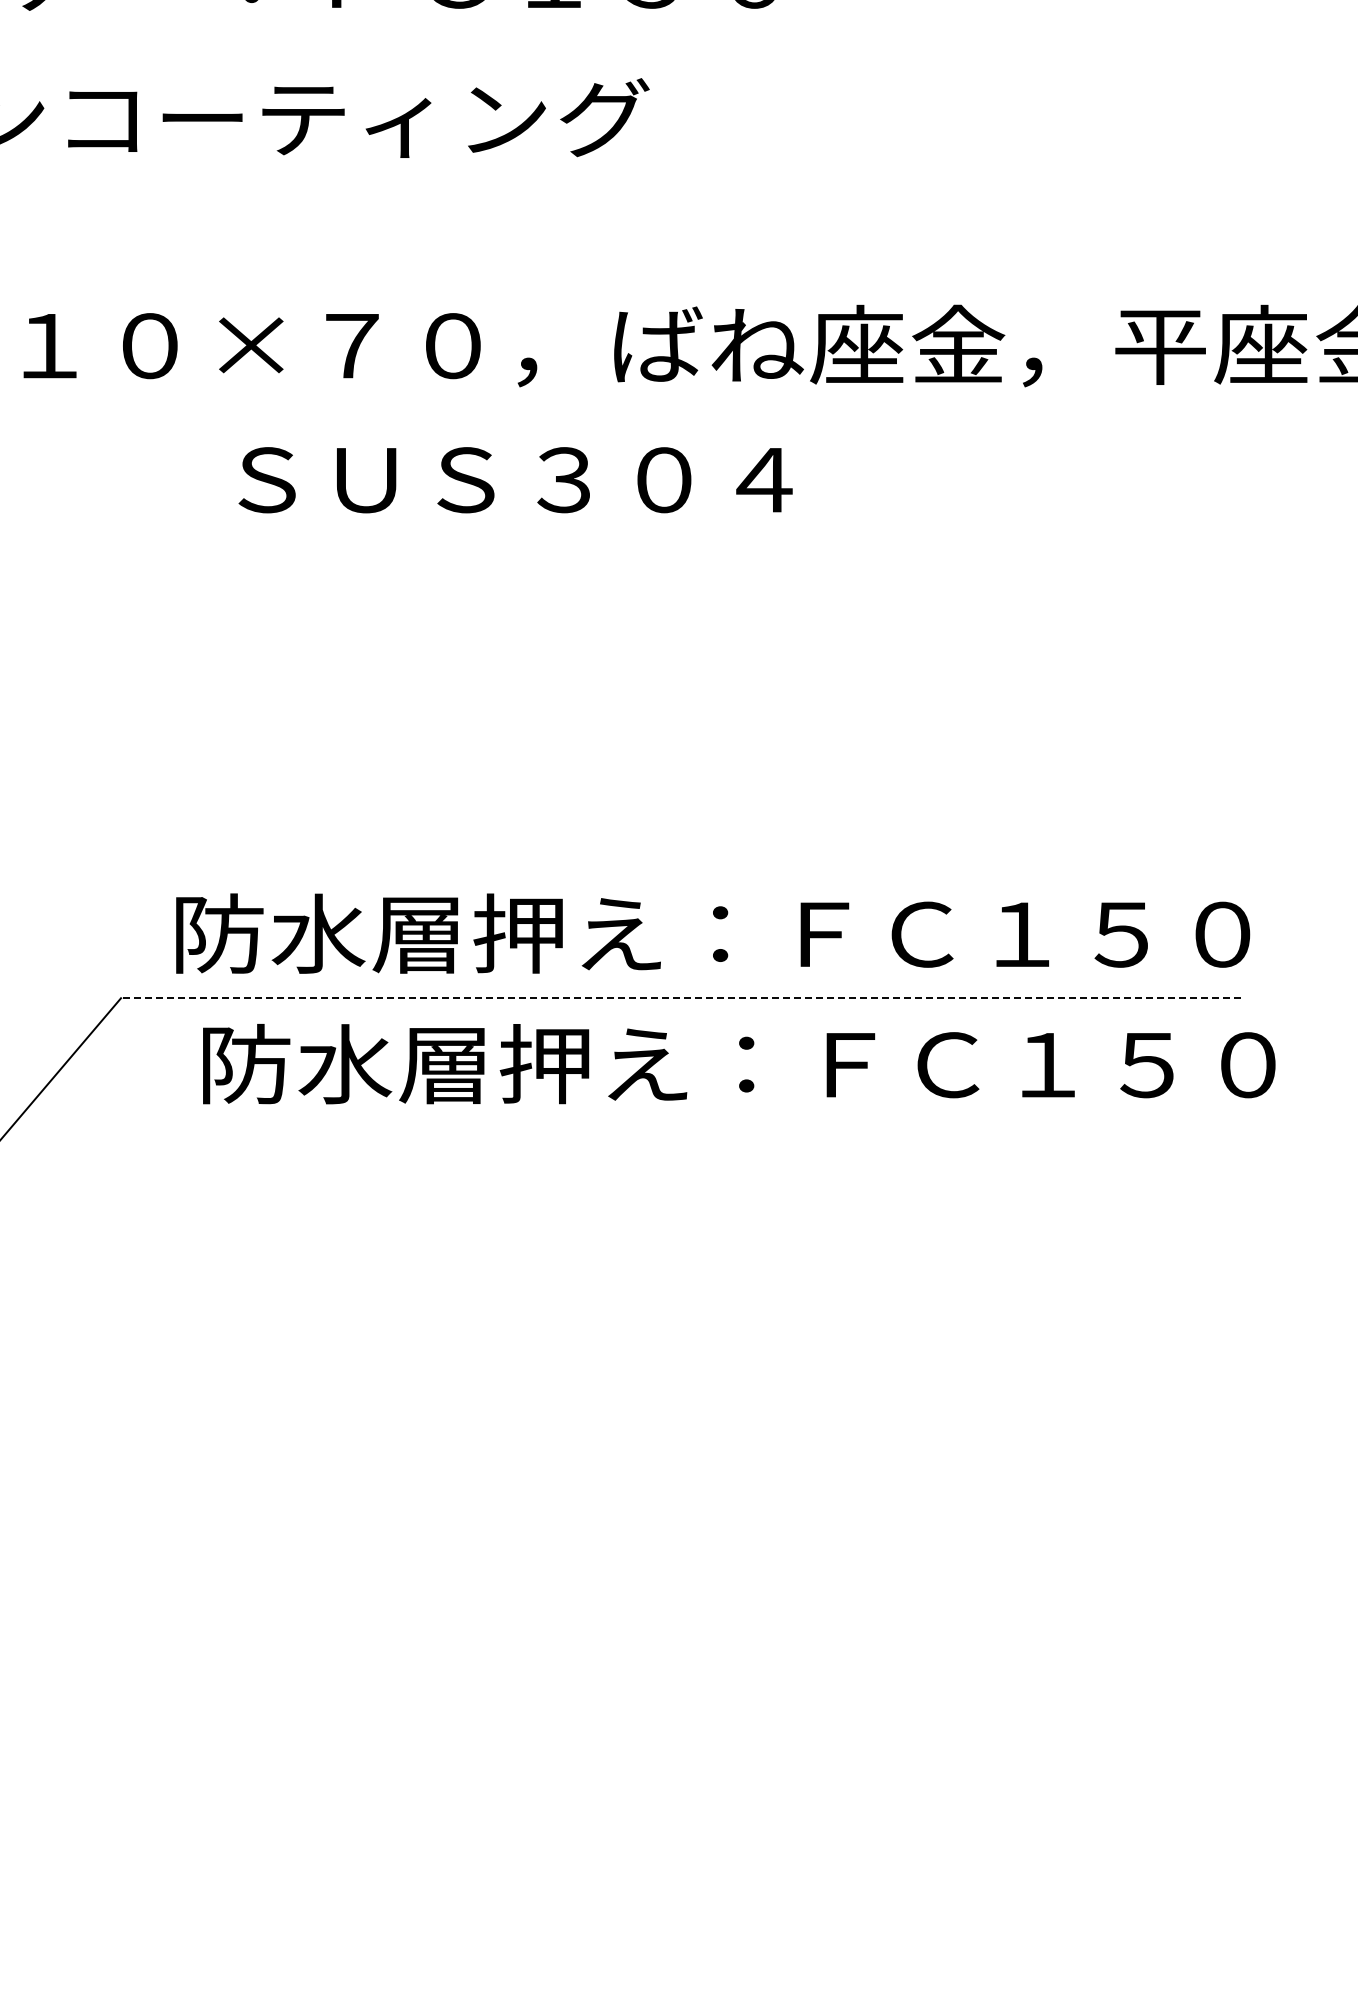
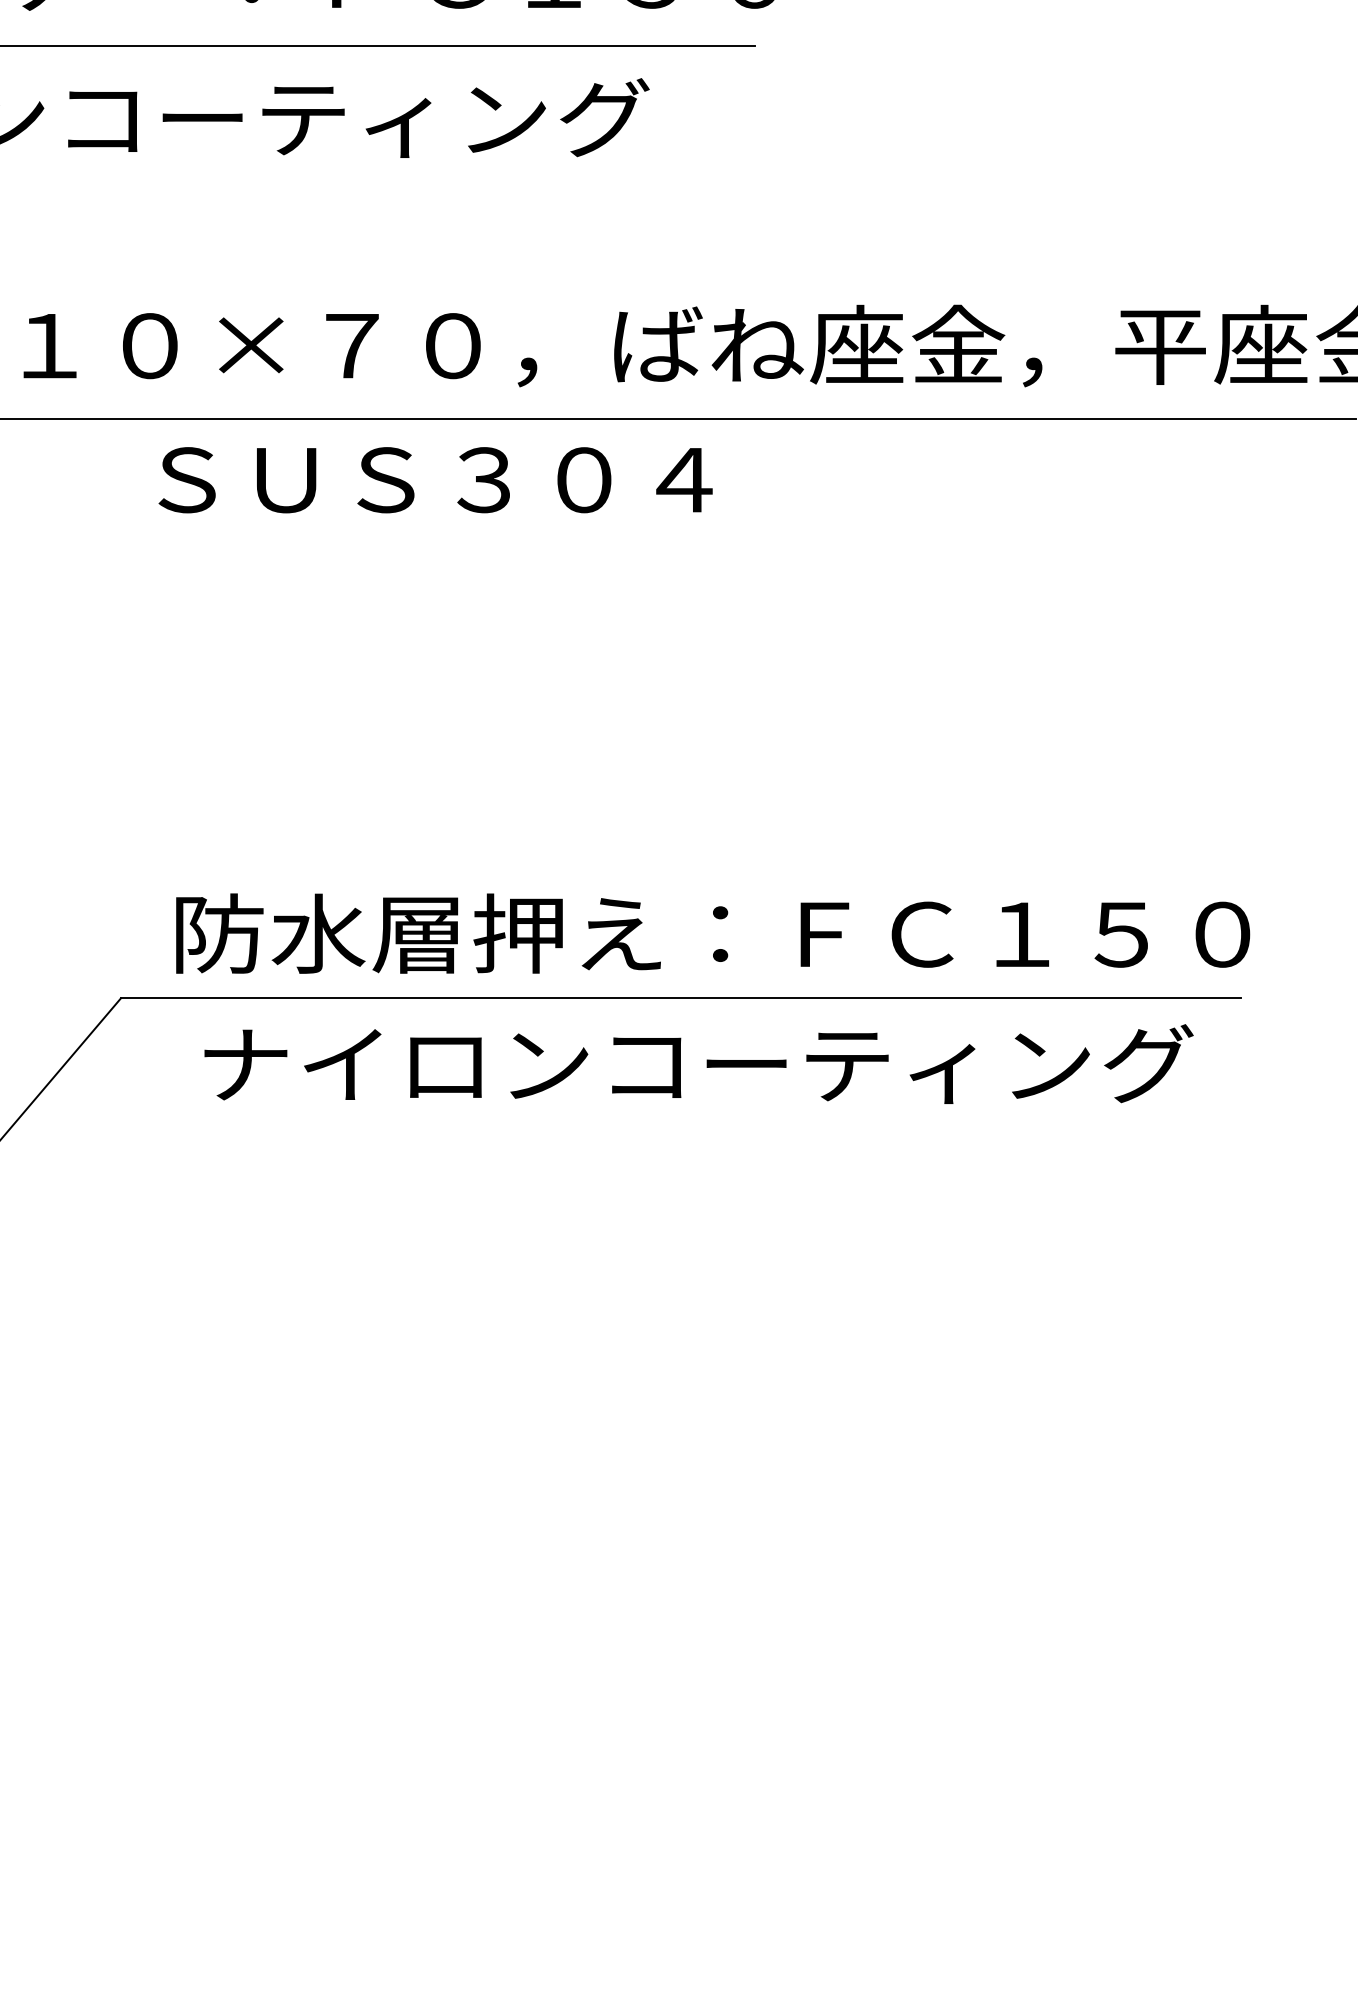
line: none -> present (378, 46)
line: none -> present (678, 418)
text position: (515, 480) -> (435, 480) (435, 480)
line: dashed -> solid (680, 998)
text: 防水層押え：ＦＣ１５０ -> ナイロンコーティング (739, 1063)
